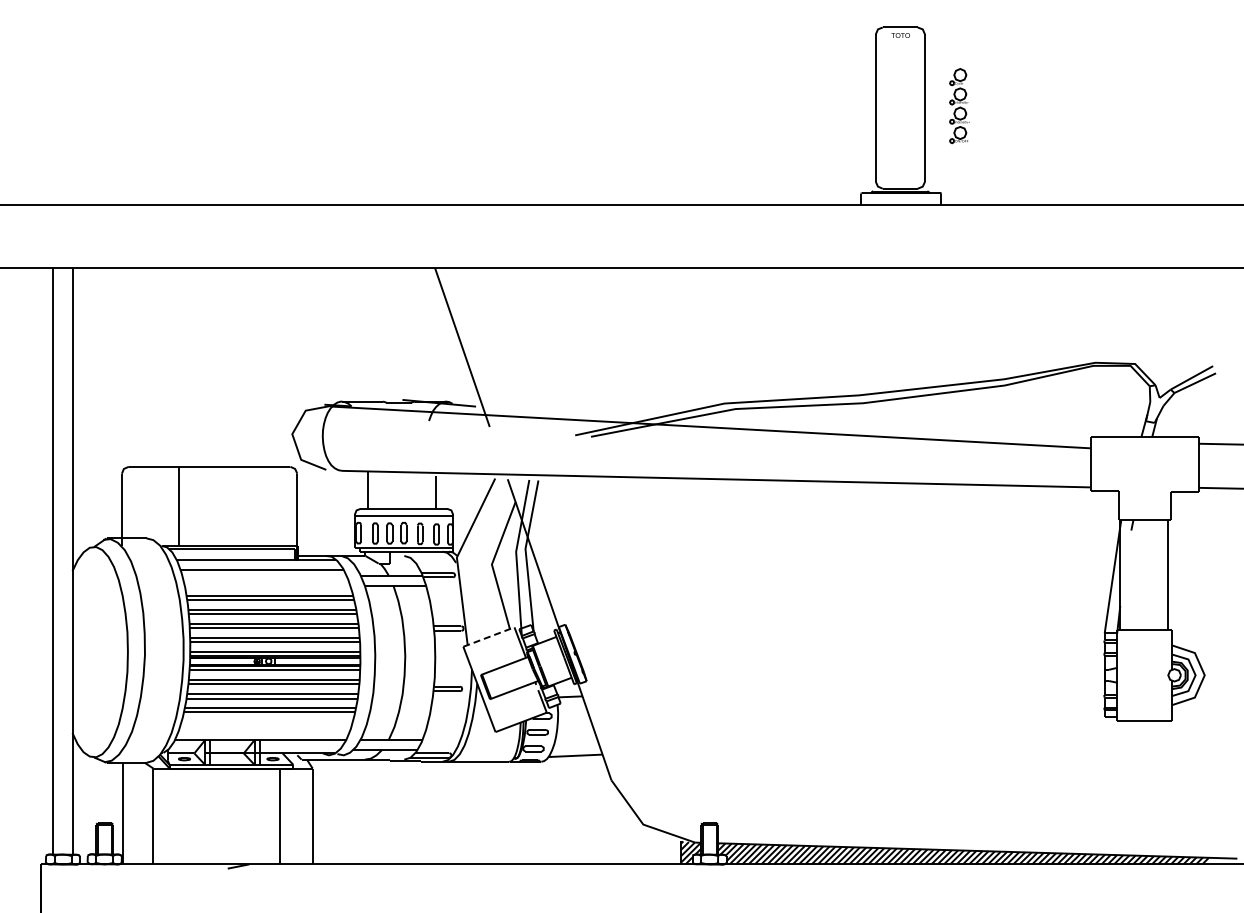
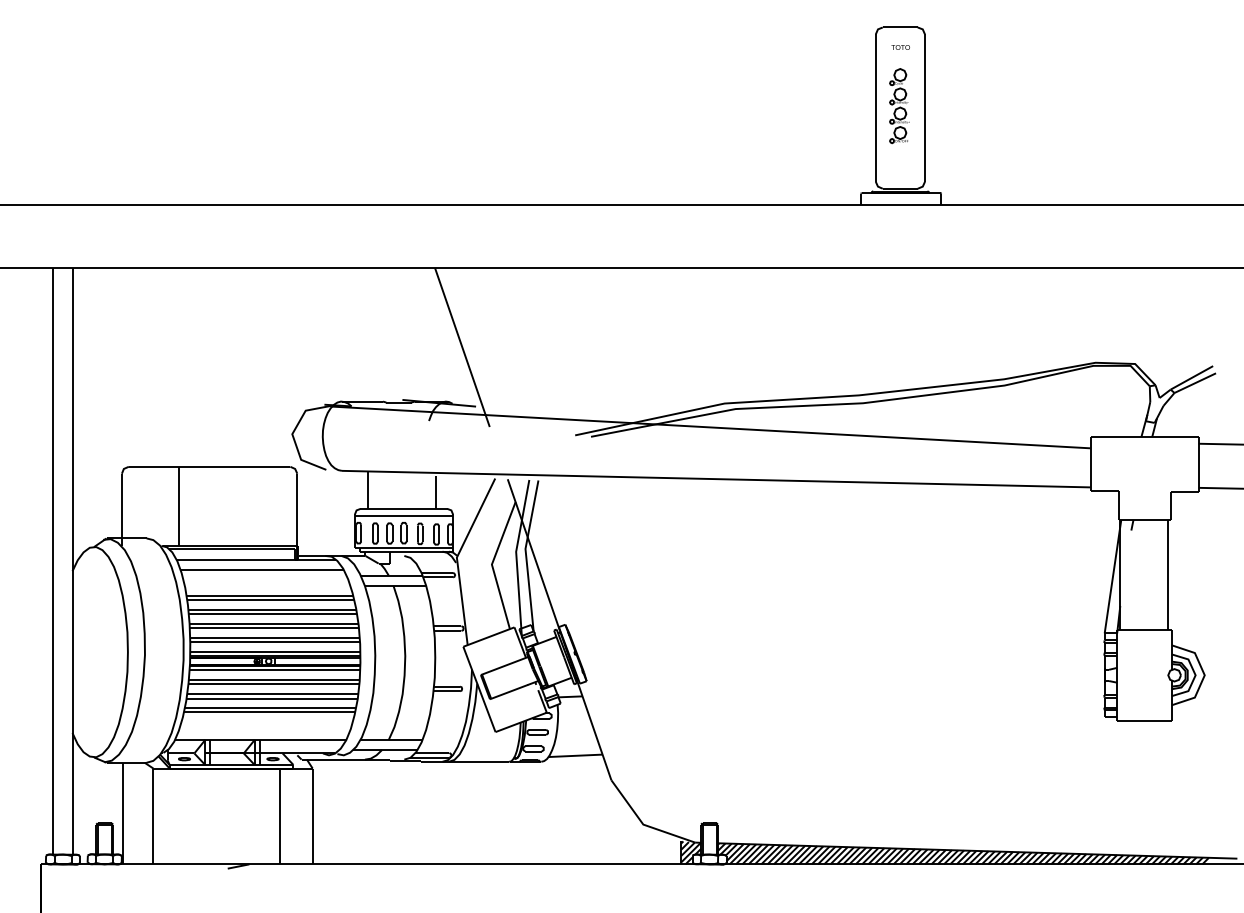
text position: (900, 35) -> (900, 47) (900, 47)
part position: (959, 106) -> (899, 106) (899, 106)
line: dashed -> solid (489, 636)
